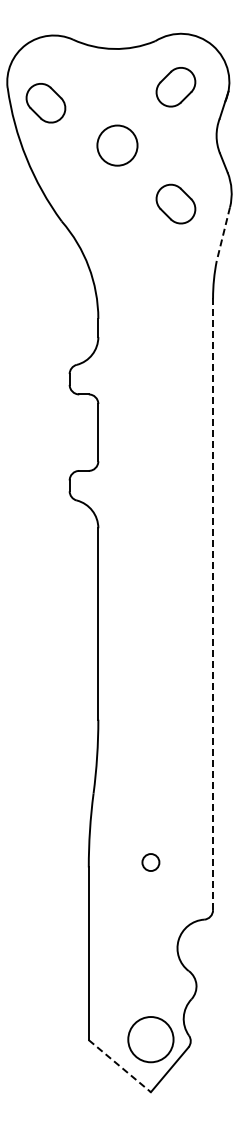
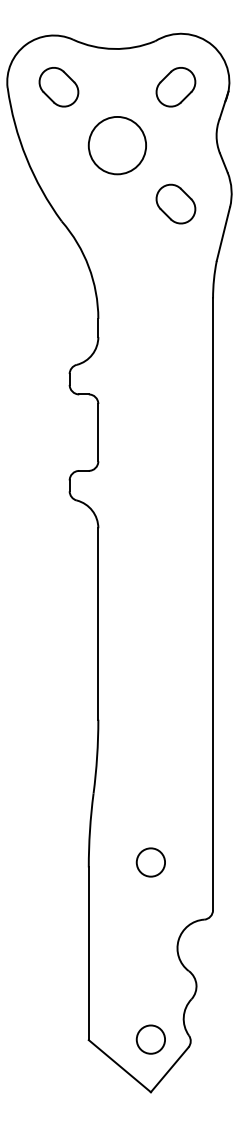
part position: (45, 103) -> (58, 87) (58, 87)
circle diameter: 40 px -> 57 px (117, 145)
line: dashed -> solid (223, 234)
line: dashed -> solid (213, 604)
circle diameter: 17 px -> 28 px (150, 862)
circle diameter: 45 px -> 28 px (150, 1039)
line: dashed -> solid (119, 1066)
